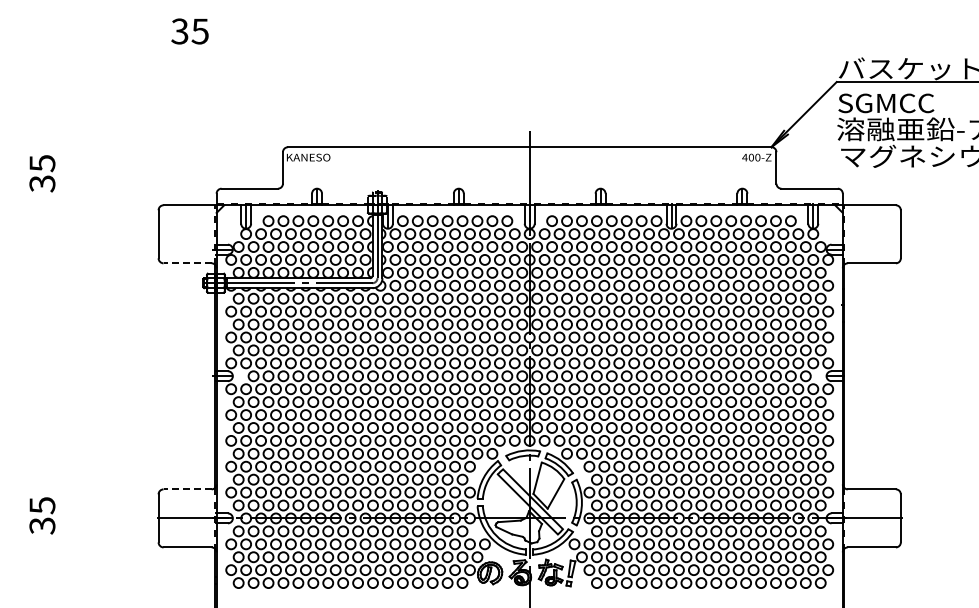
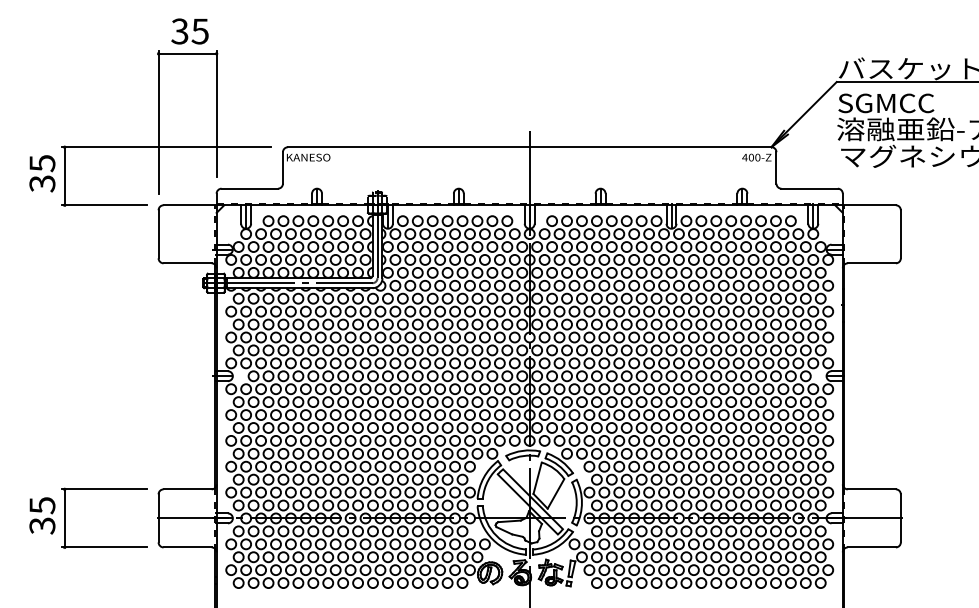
part: none -> present (166, 128)
line: dashed -> solid (187, 263)
part: none -> present (104, 489)
line: dashed -> solid (187, 489)
